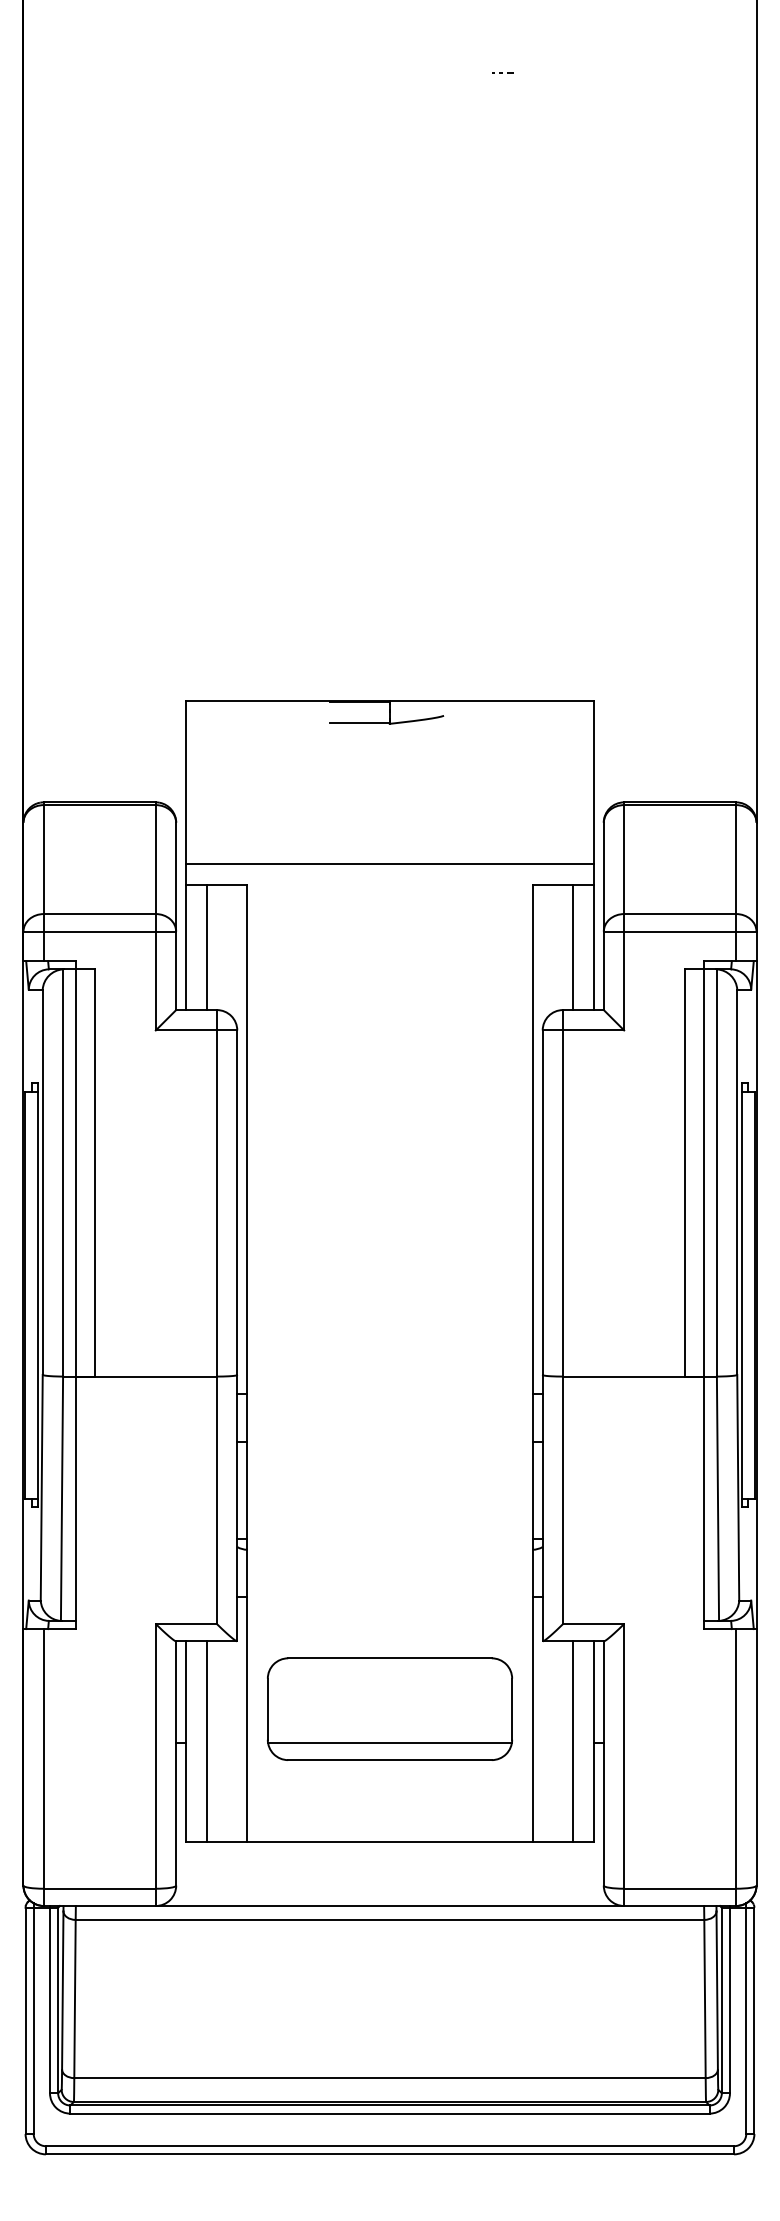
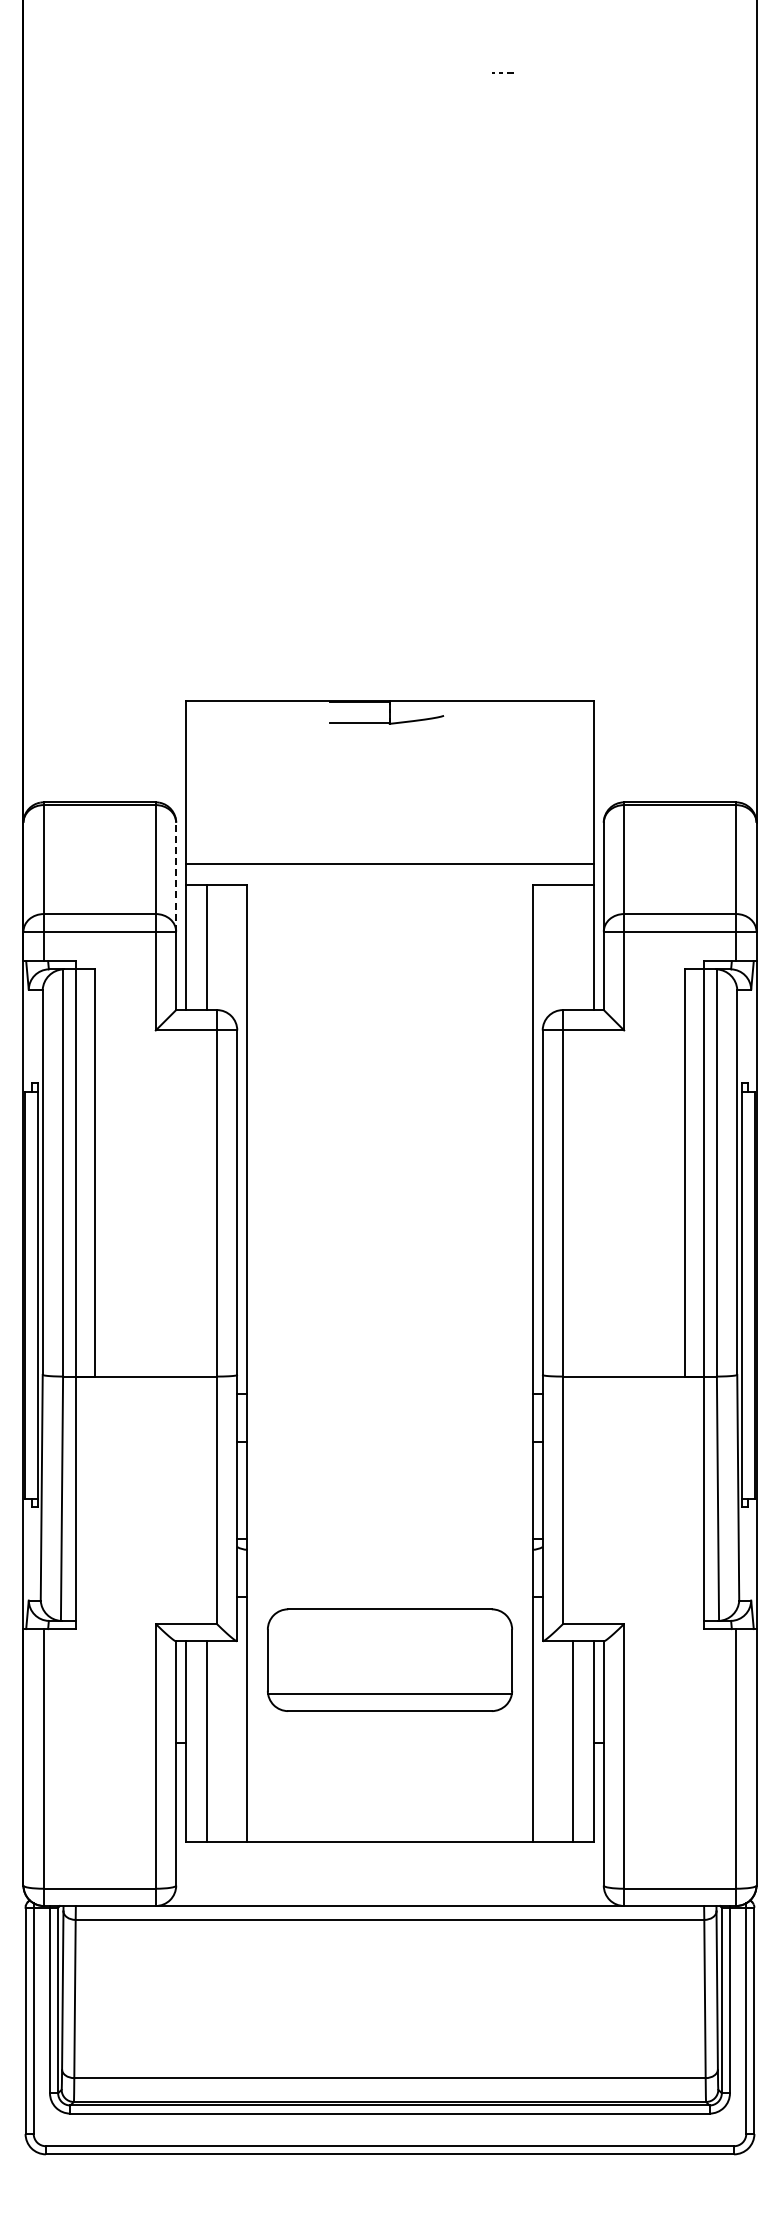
line: solid -> dashed (176, 876)
line: present -> none (573, 947)
part position: (389, 1708) -> (389, 1659) (389, 1659)
